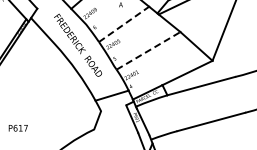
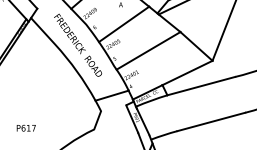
line: dashed -> solid (124, 24)
line: dashed -> solid (148, 50)
text position: (17, 127) -> (25, 127) (25, 127)
